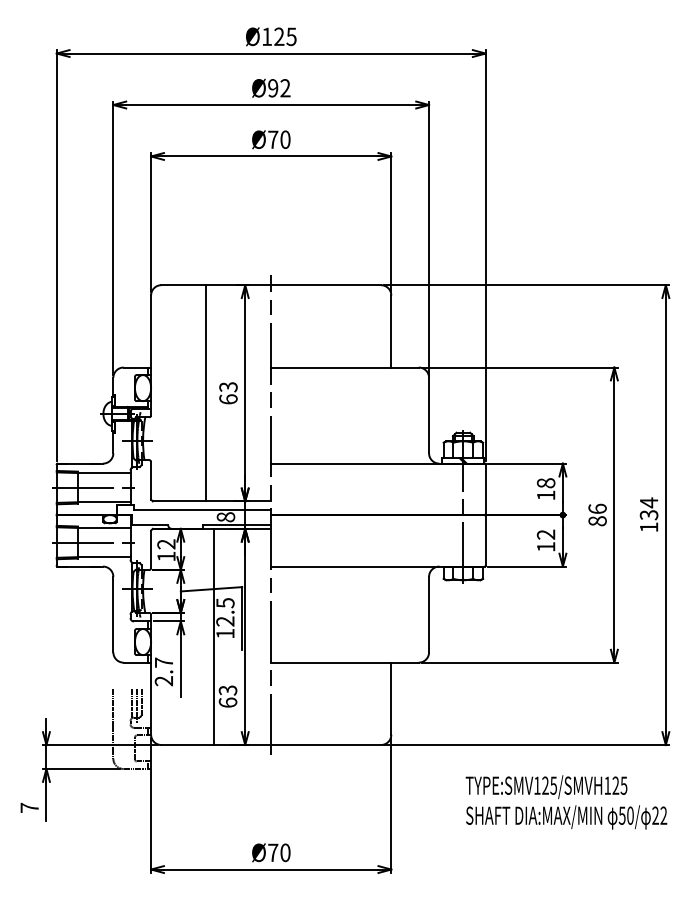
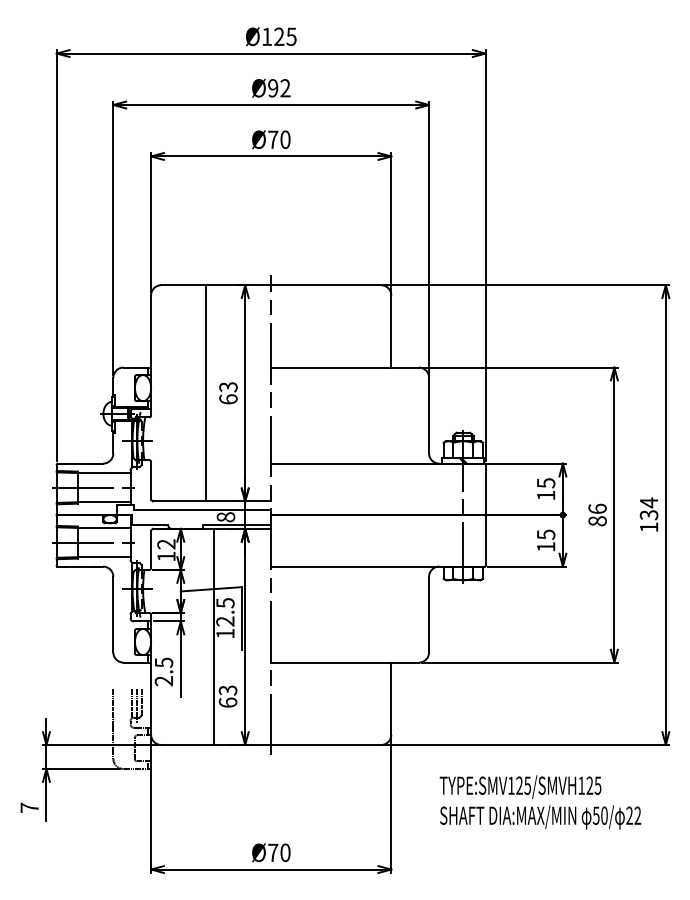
text: 18 -> 15 (546, 483)
text: 12 -> 15 (545, 534)
text: 2.7 -> 2.5 (164, 662)
text position: (566, 802) -> (540, 802) (540, 802)
